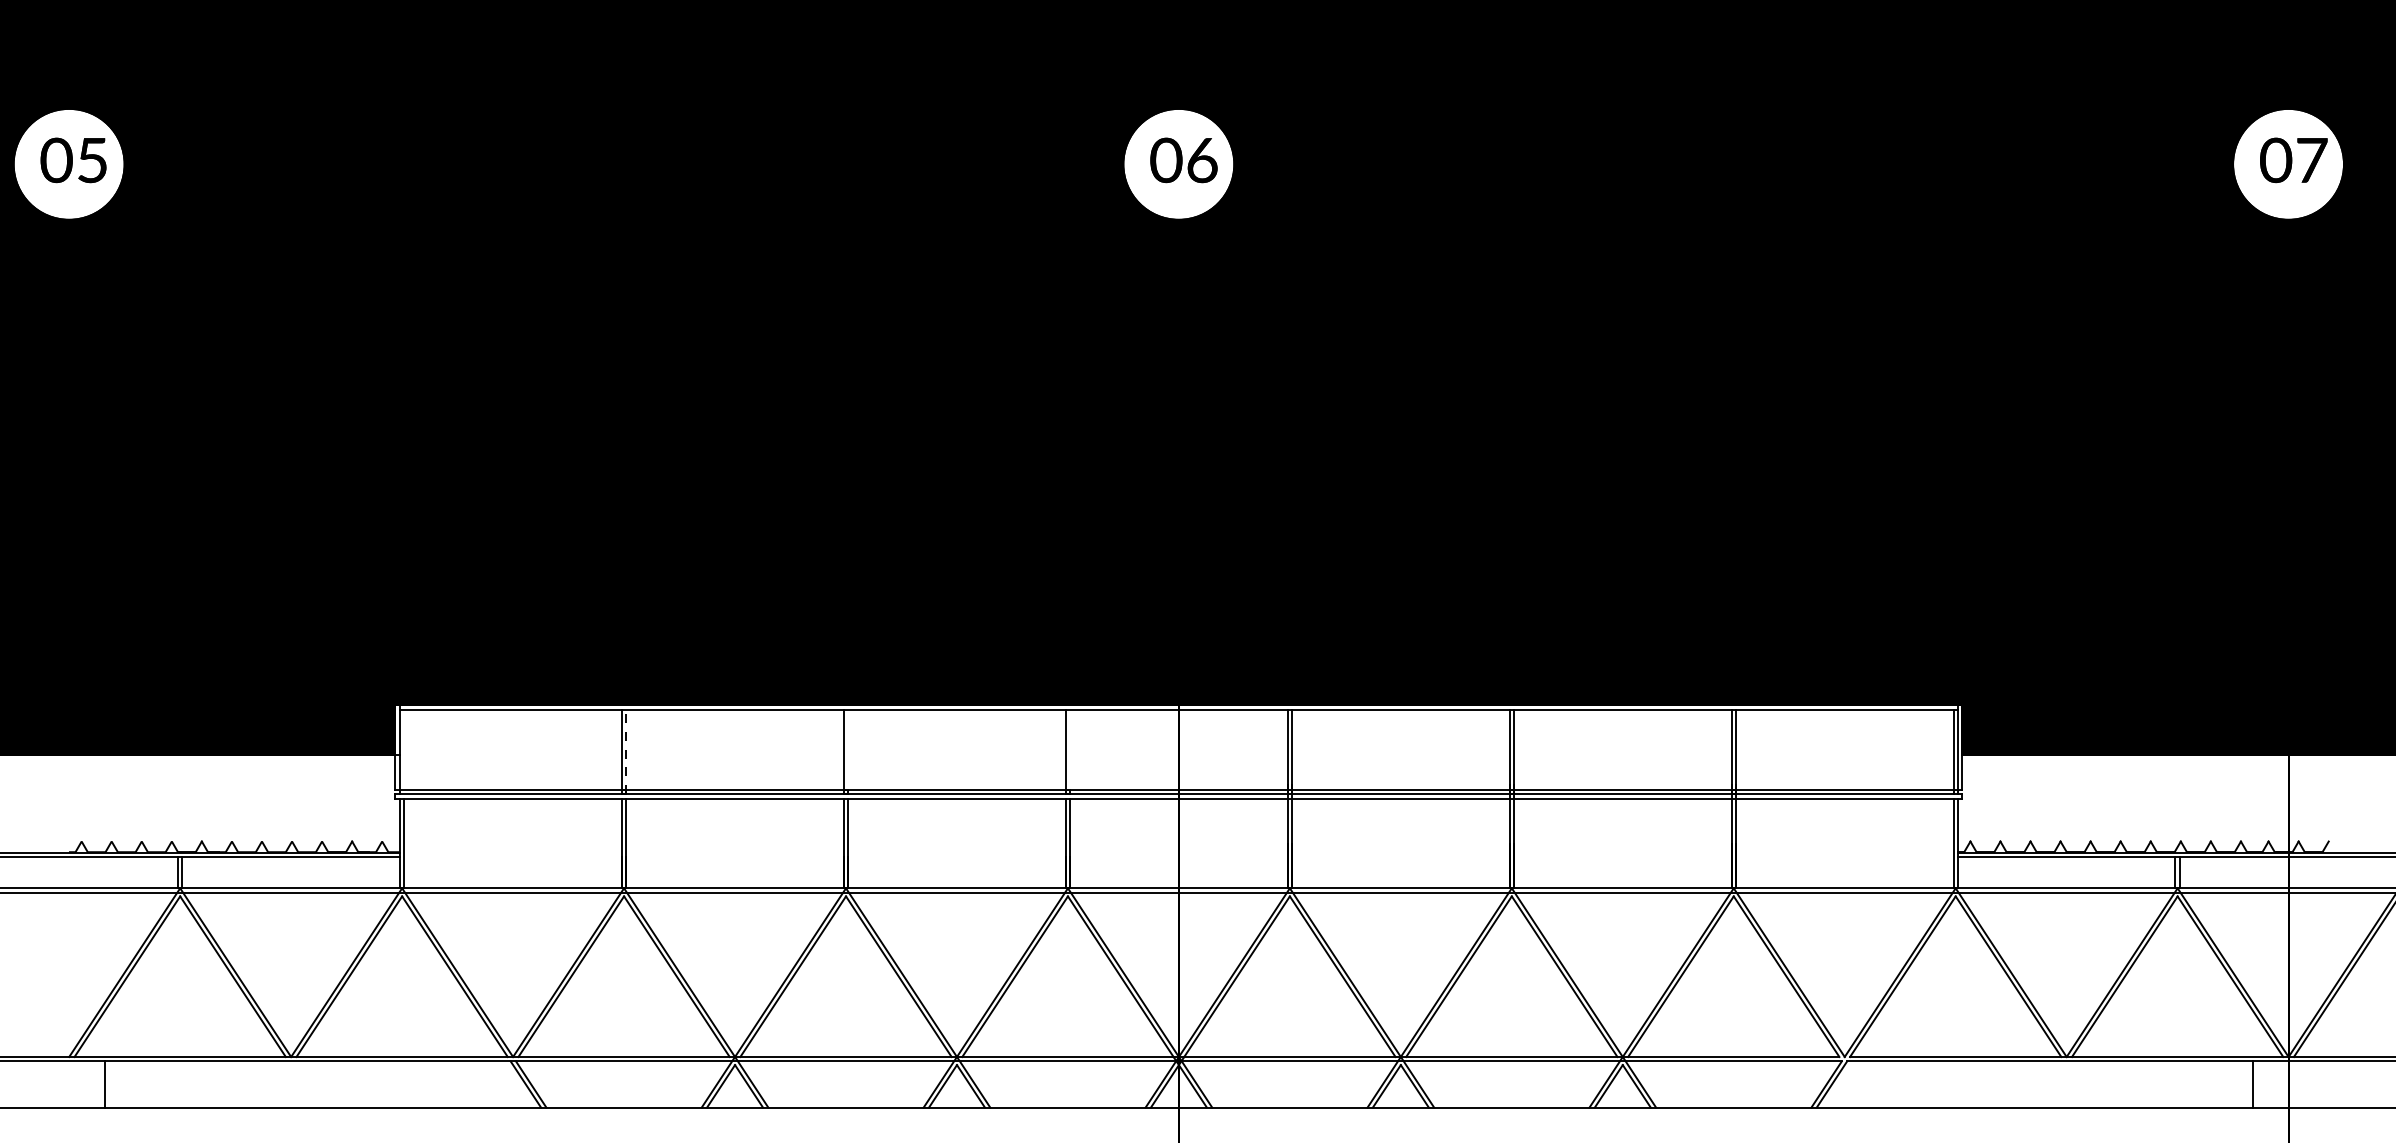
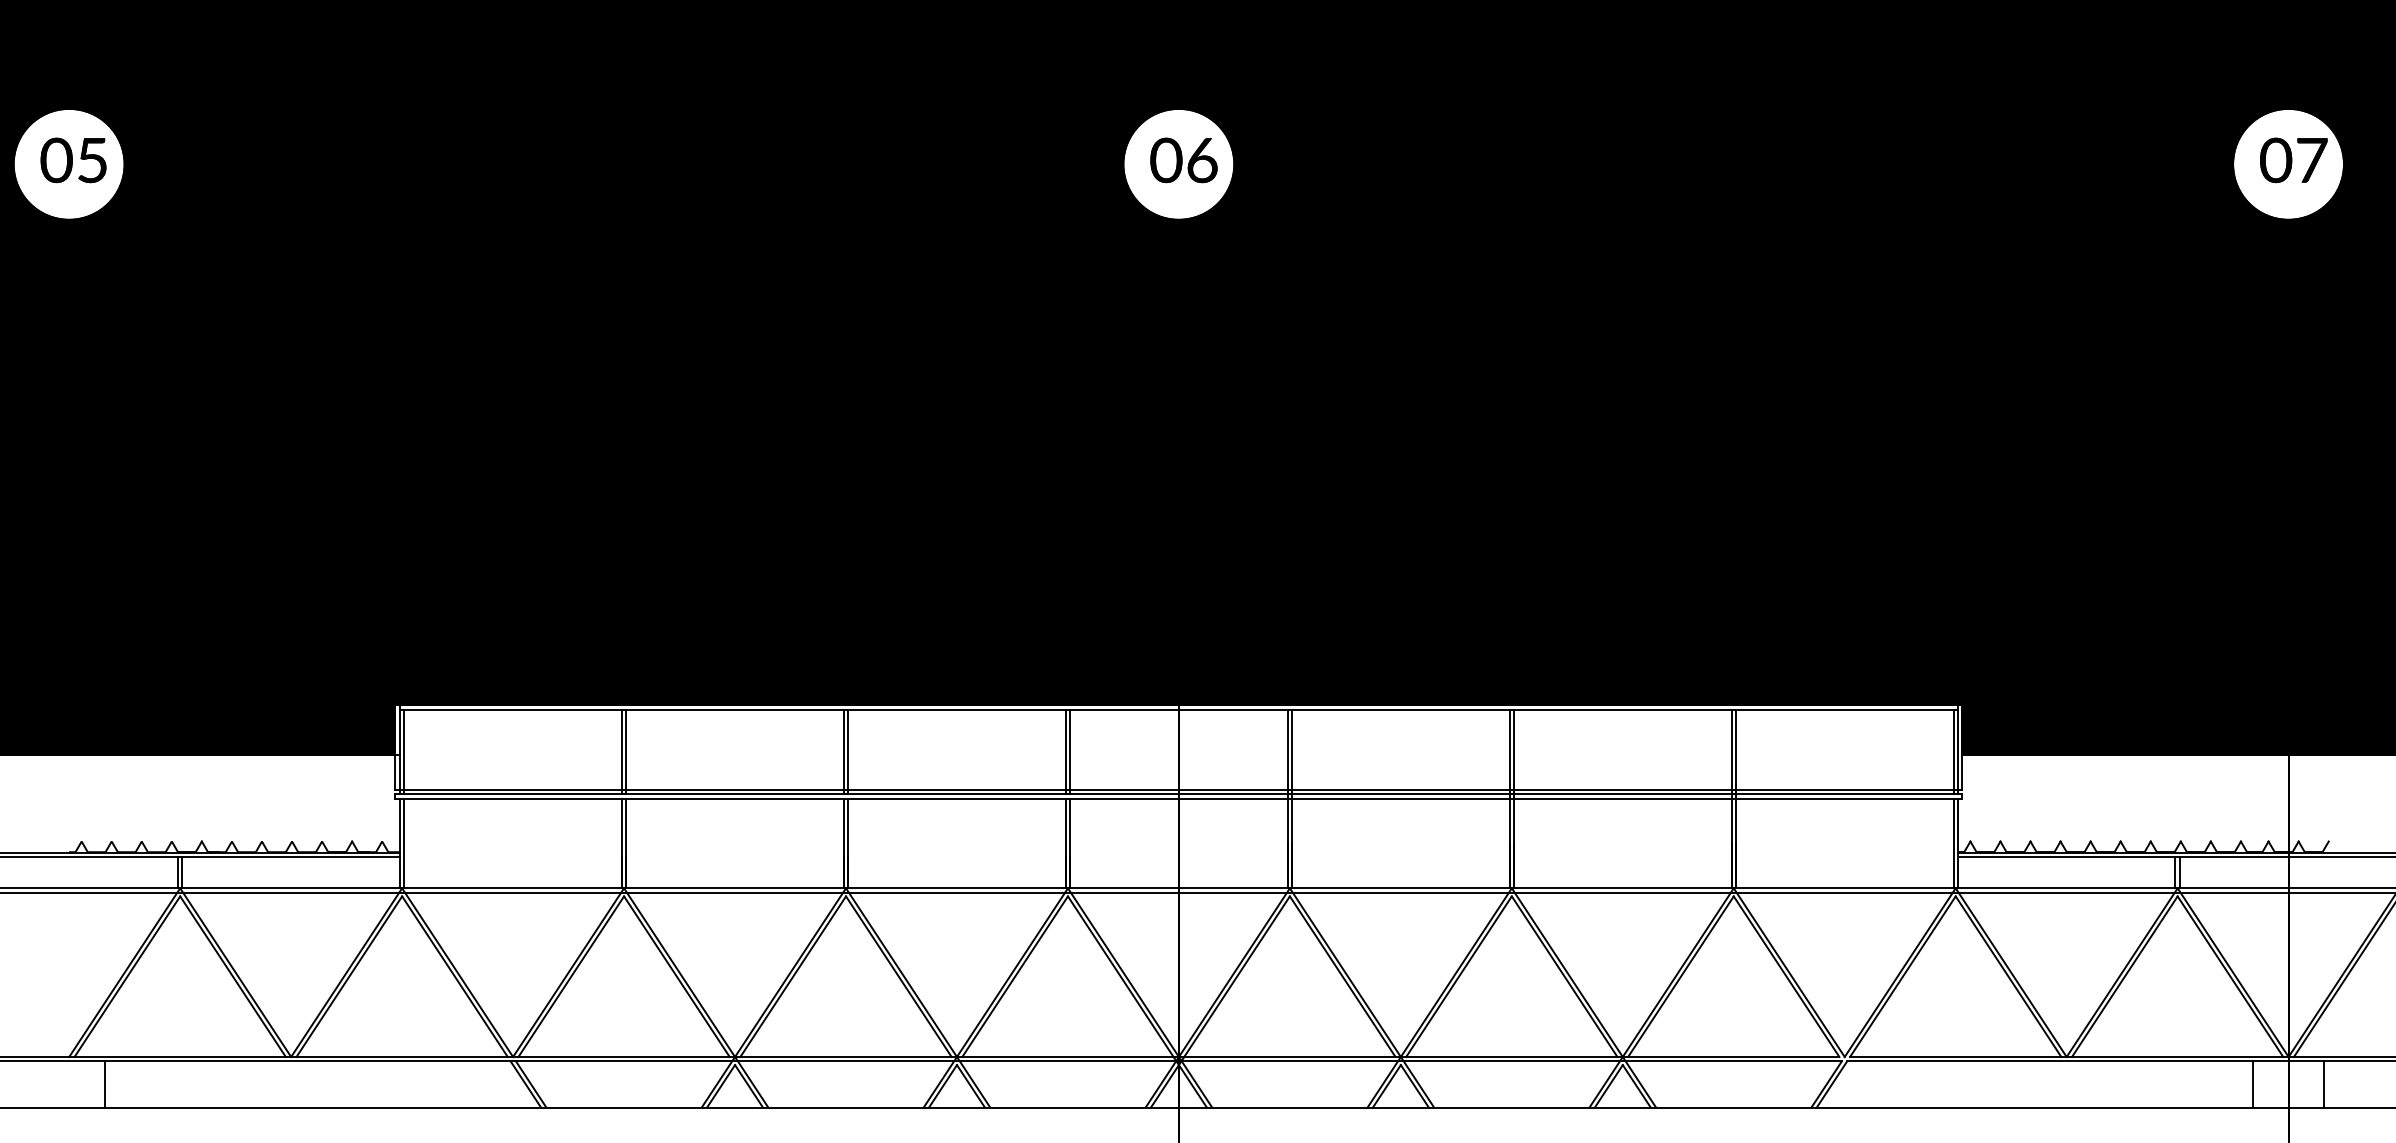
line: none -> present (848, 749)
line: none -> present (1070, 749)
line: none -> present (404, 751)
line: dashed -> solid (626, 751)
line: none -> present (2324, 1084)
